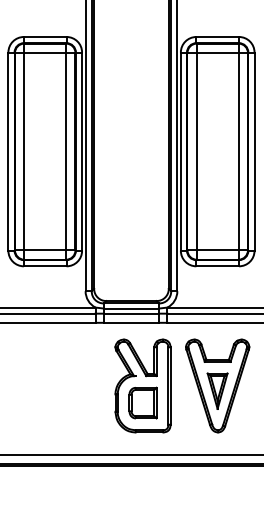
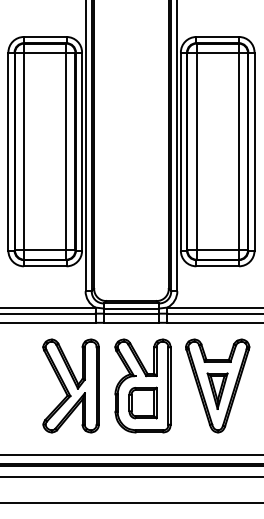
part: none -> present (70, 385)
line: none -> present (131, 477)
line: none -> present (131, 503)
